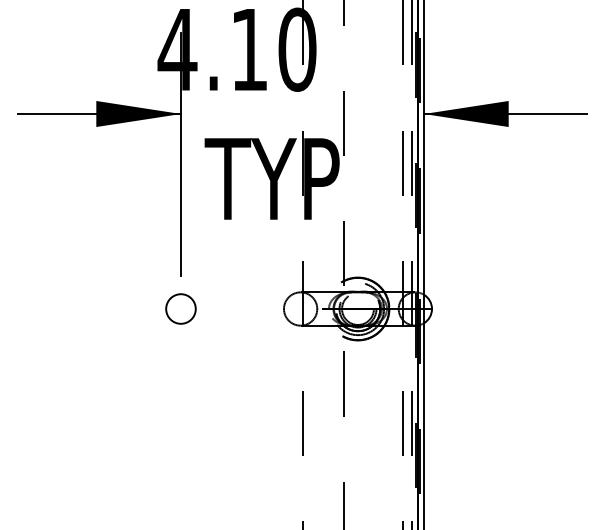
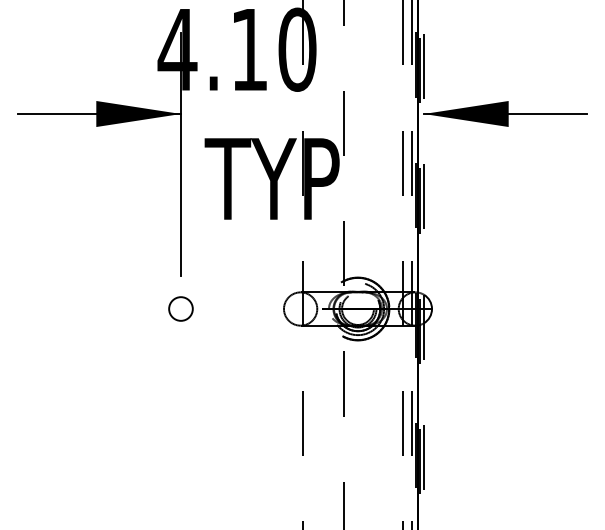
line: solid -> dashed (424, 264)
circle size: 32x32 px -> 26x26 px (180, 308)
